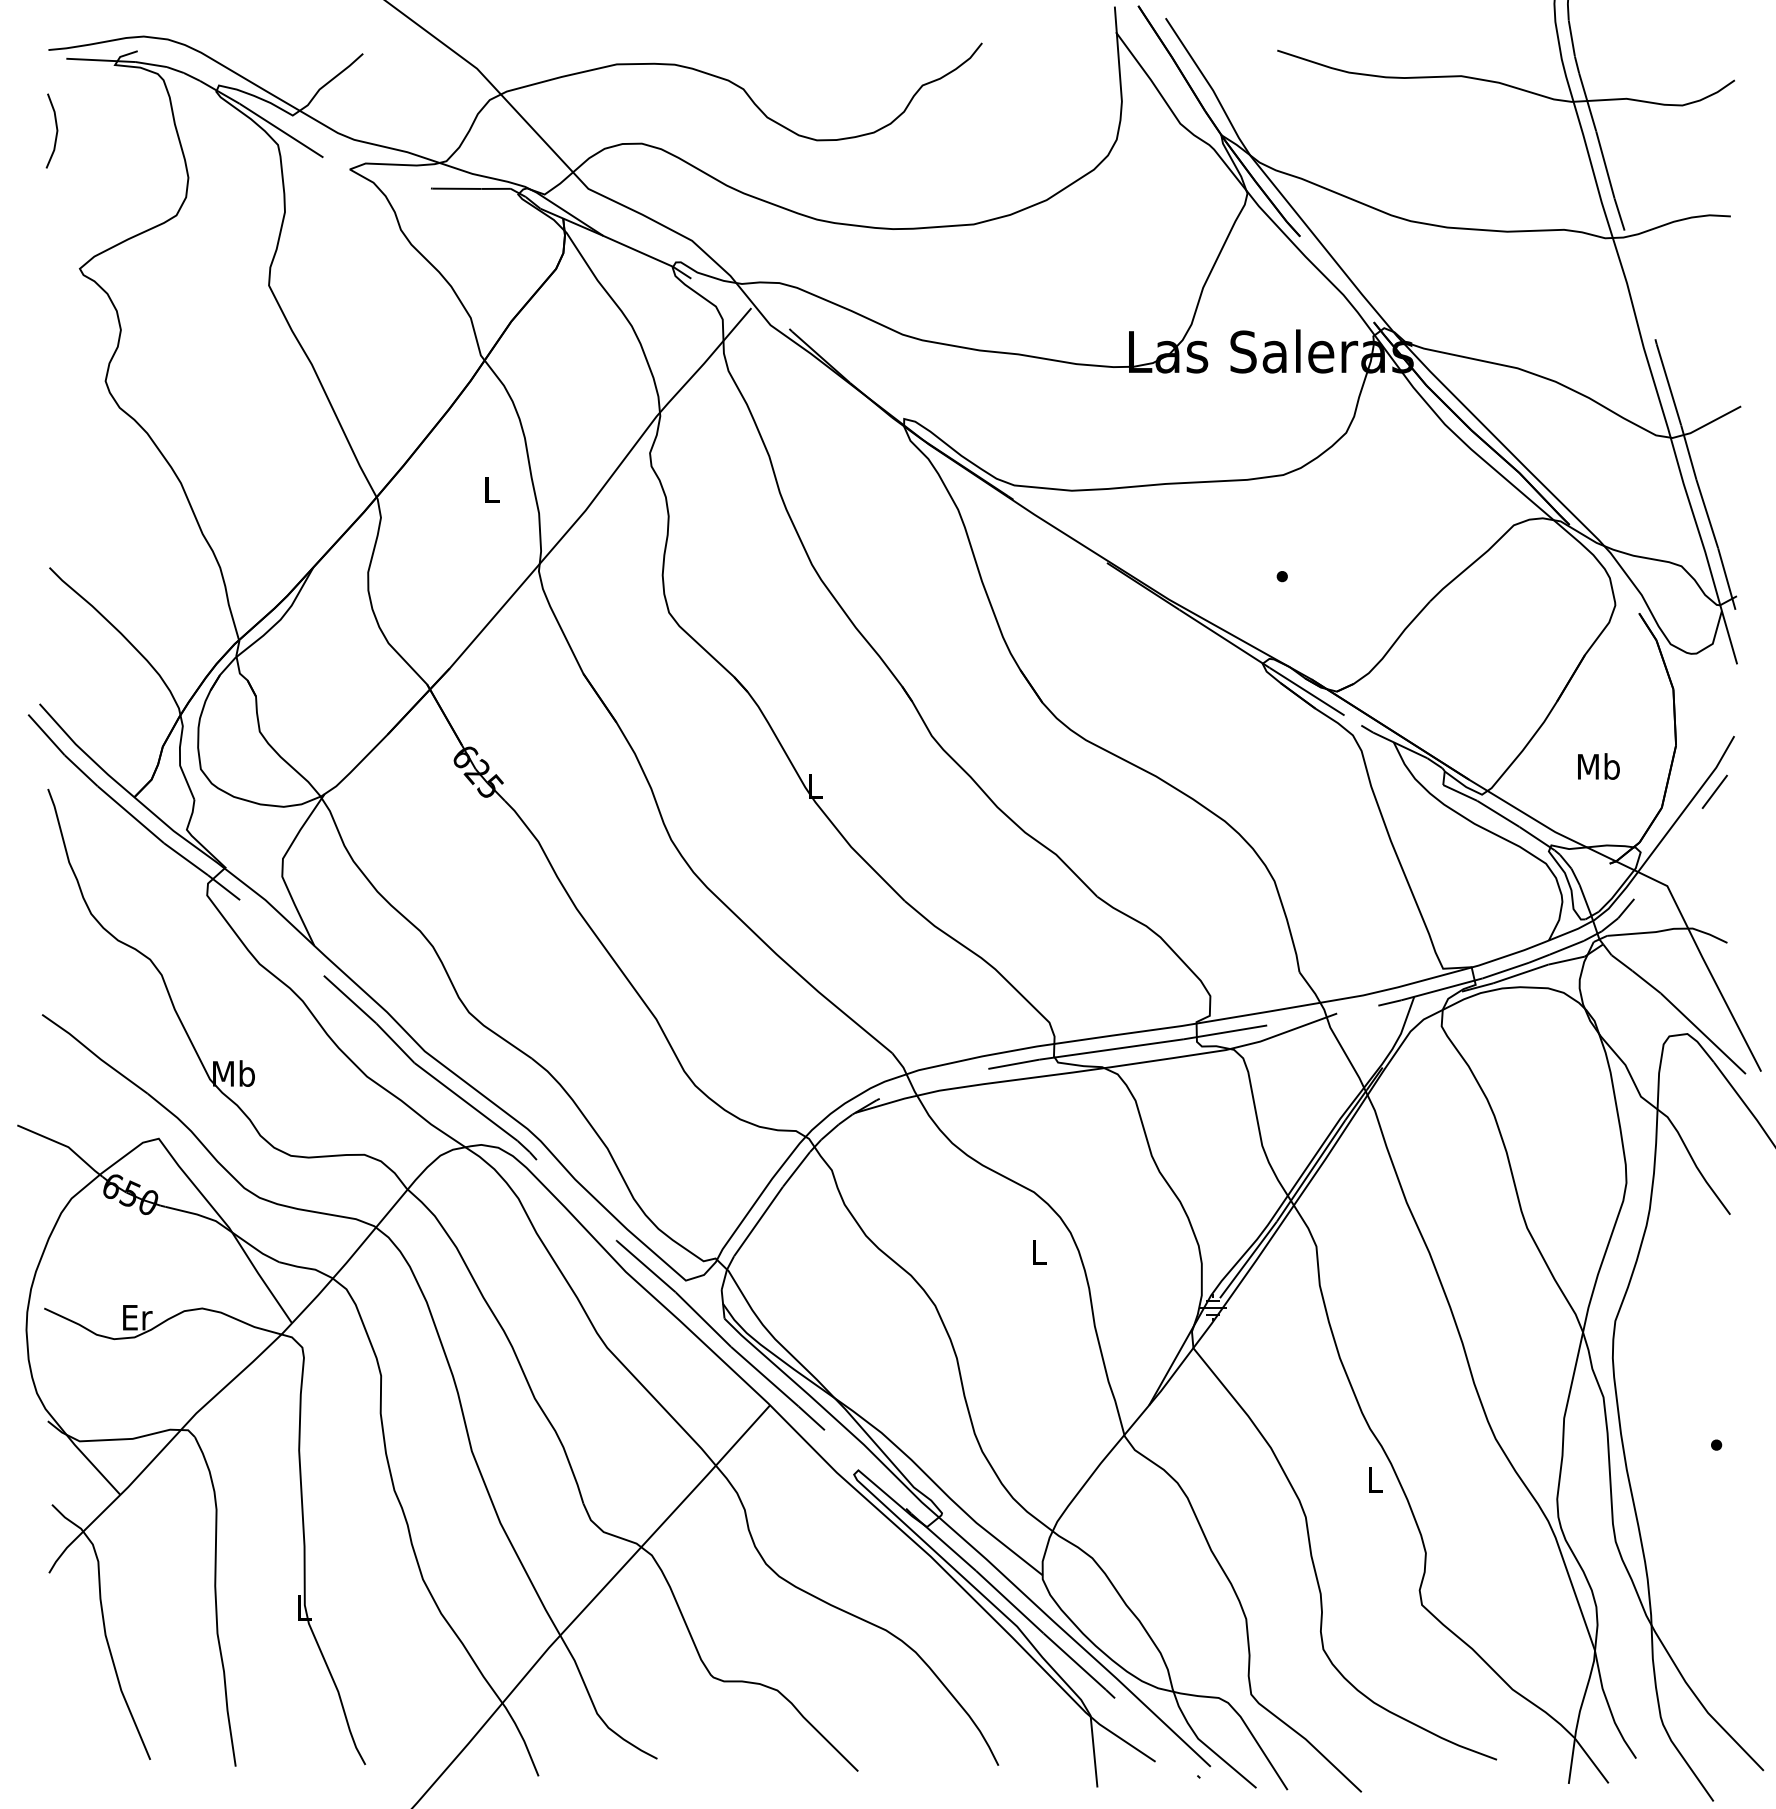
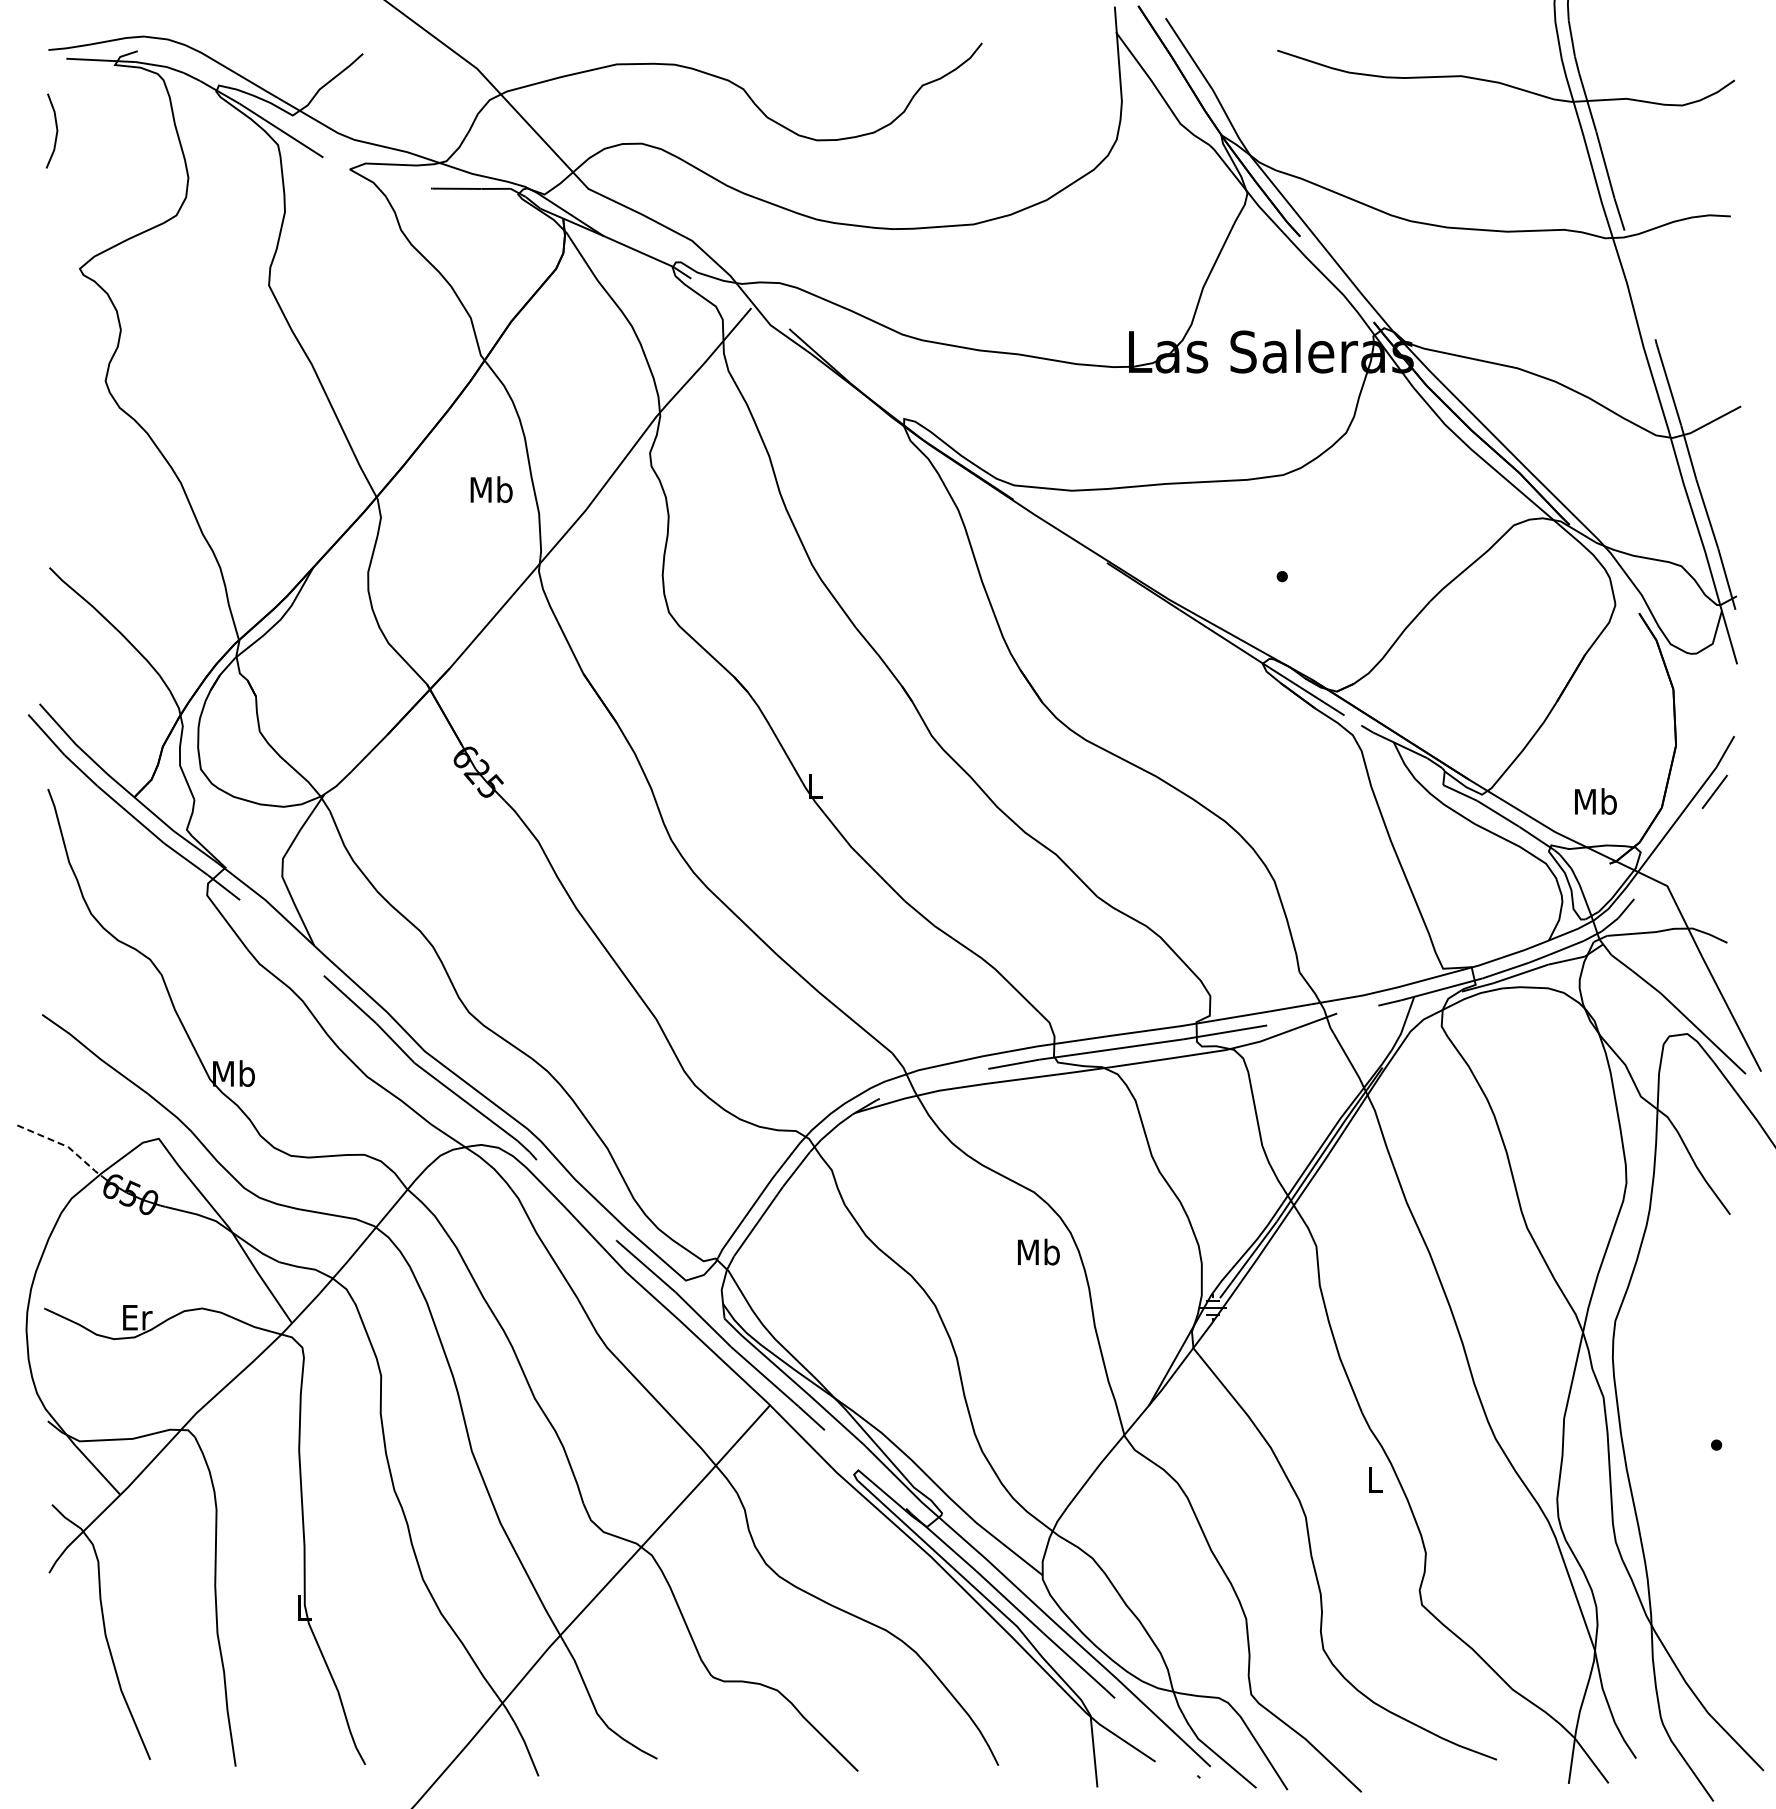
text: L -> Mb (491, 489)
text position: (1598, 766) -> (1595, 801) (1595, 801)
line: solid -> dashed (64, 1145)
text: L -> Mb (1038, 1251)
